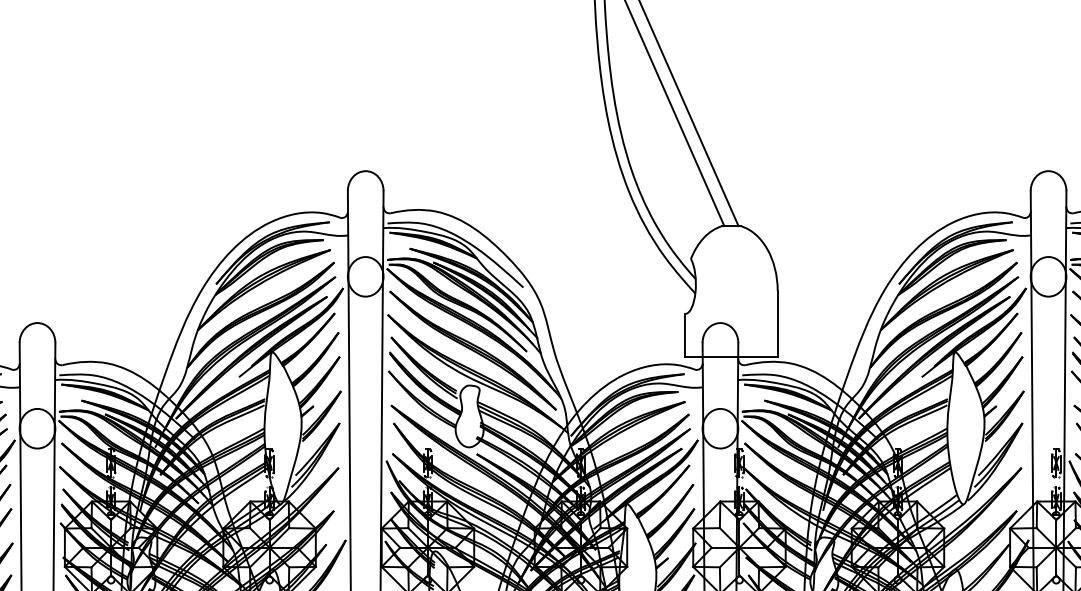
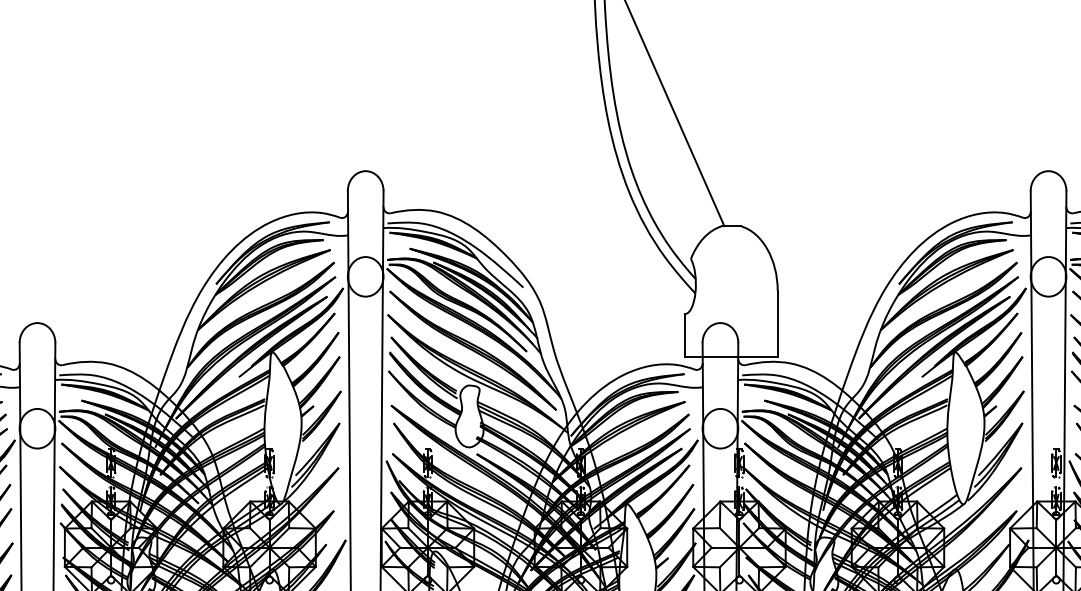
line: present -> none (689, 114)
